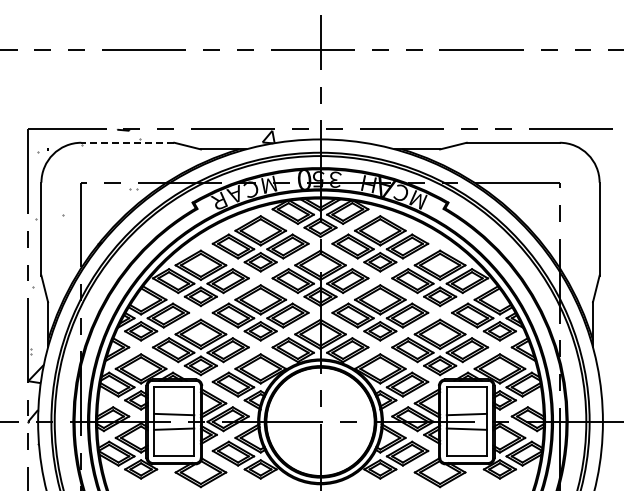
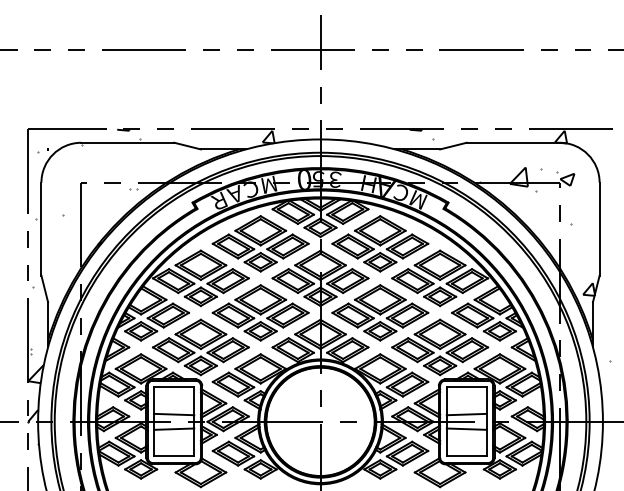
line: dashed -> solid (127, 142)
hatch: none -> present (509, 244)
